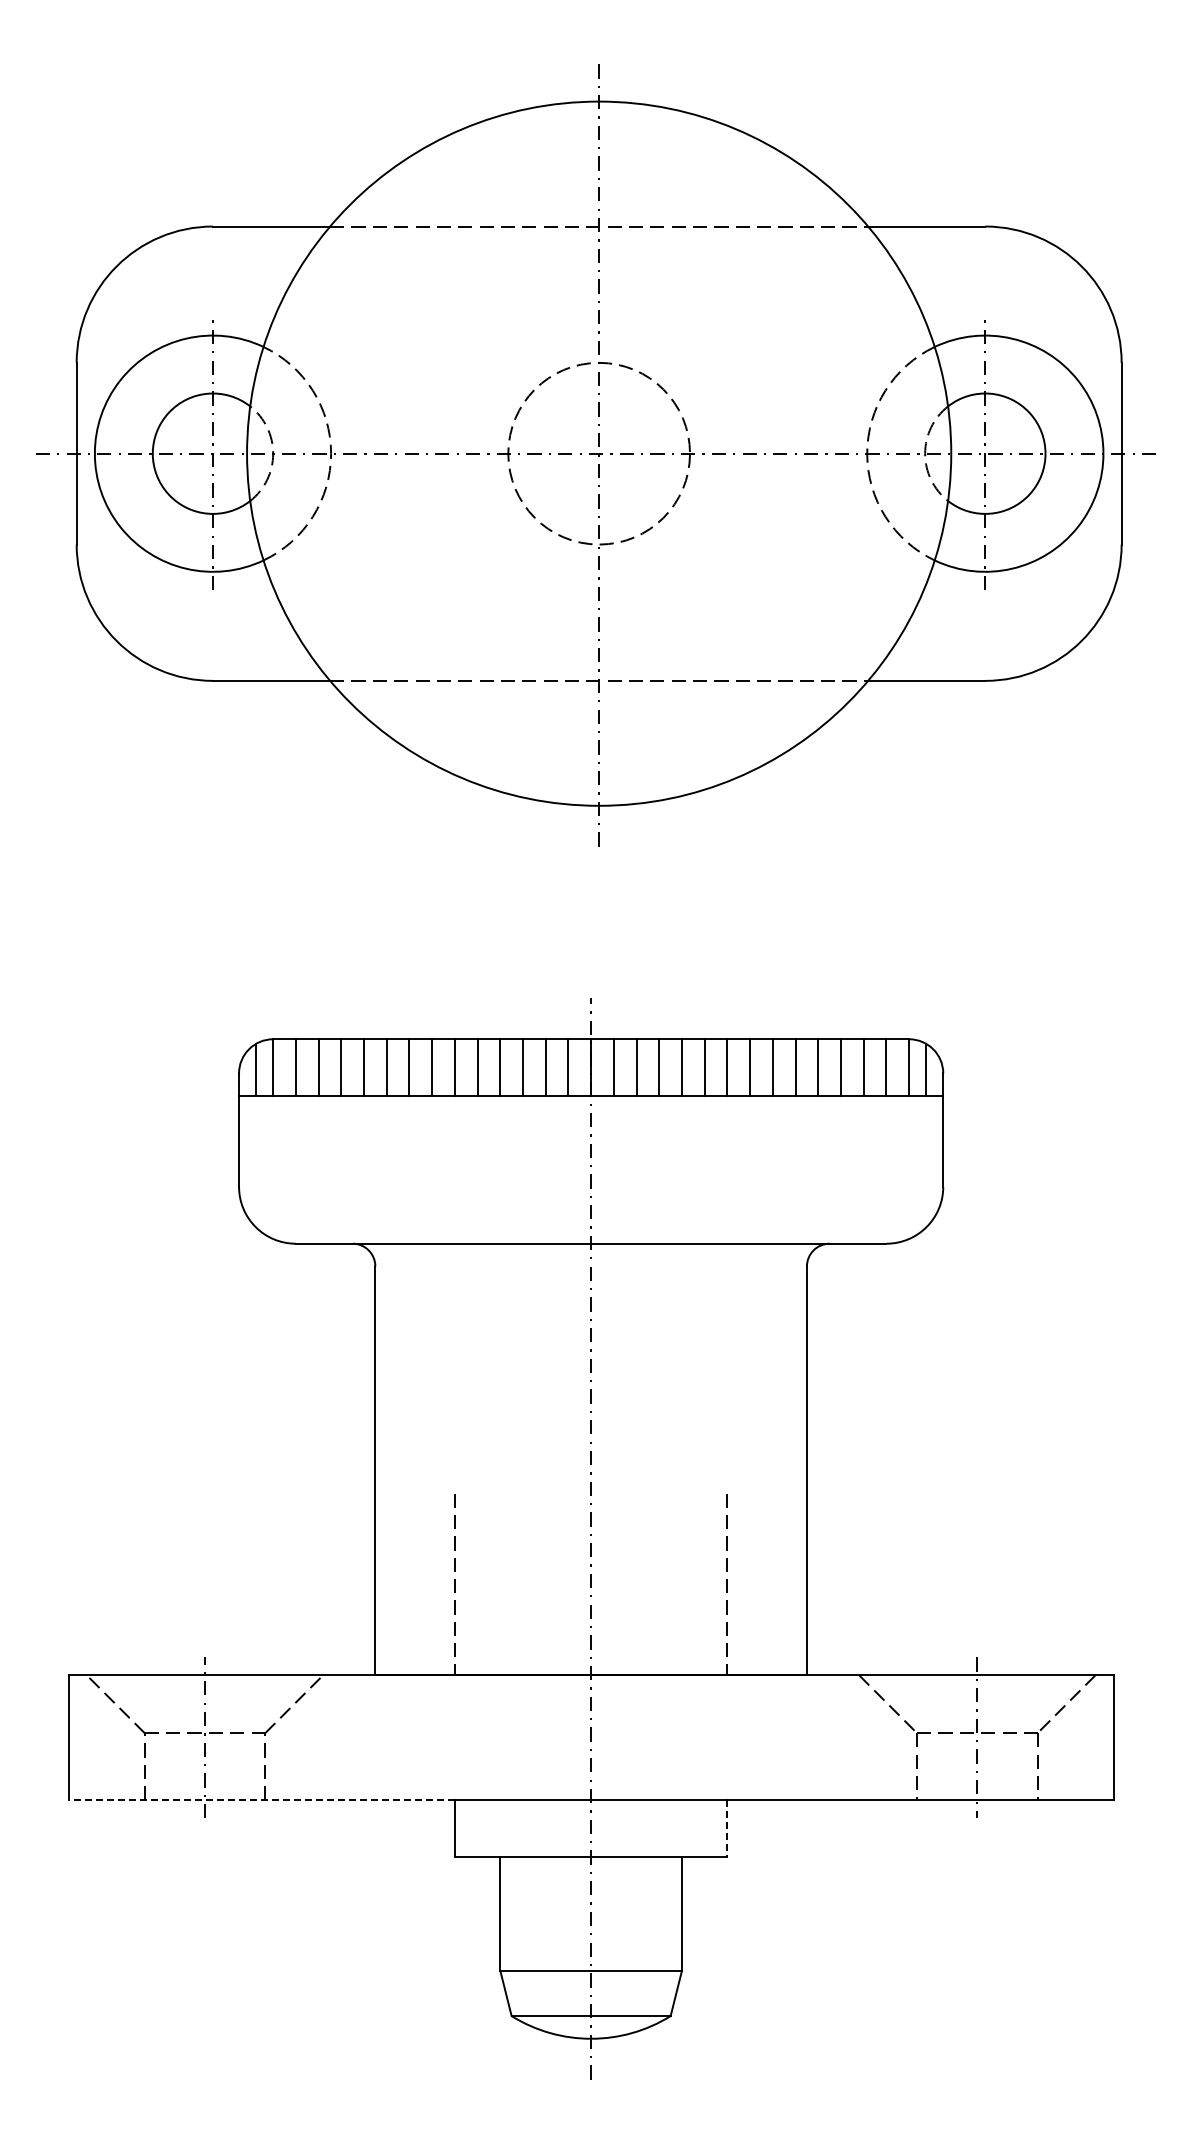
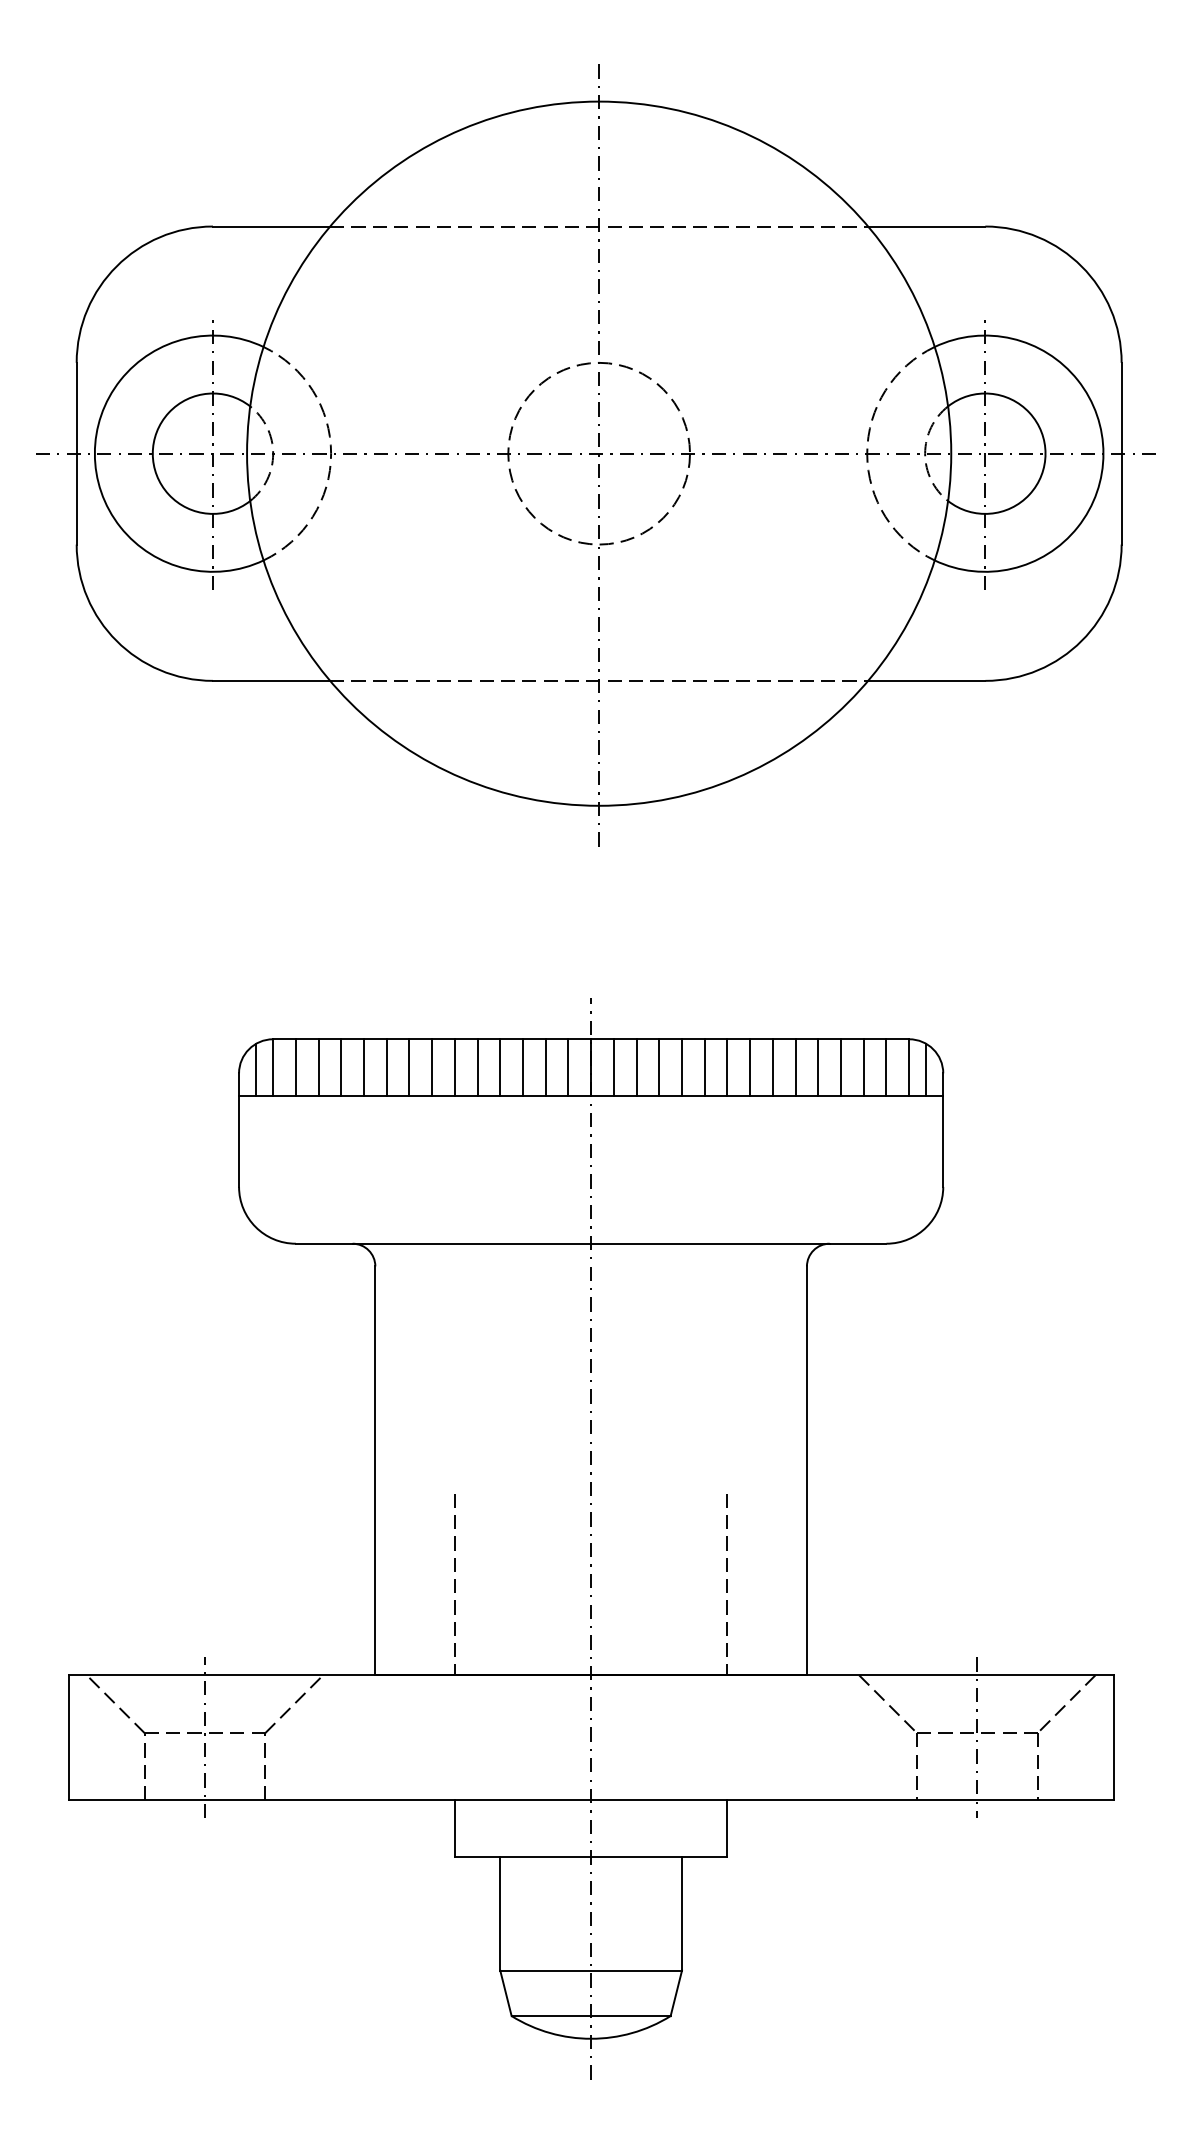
line: dashed -> solid (261, 1800)
line: dashed -> solid (727, 1829)
